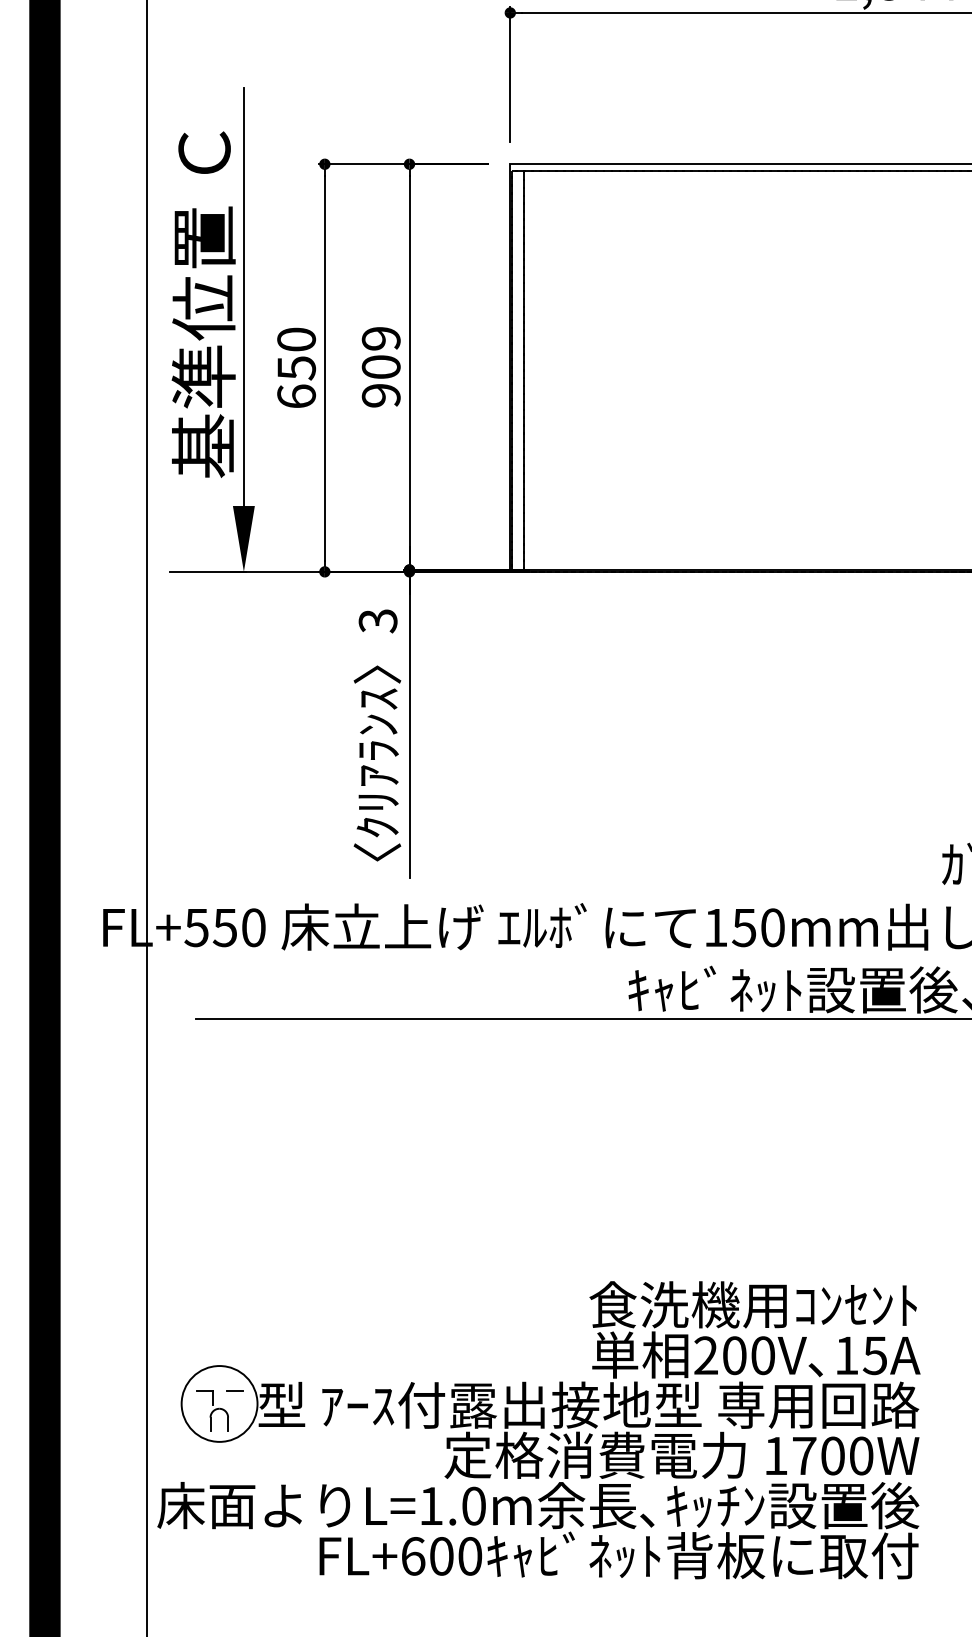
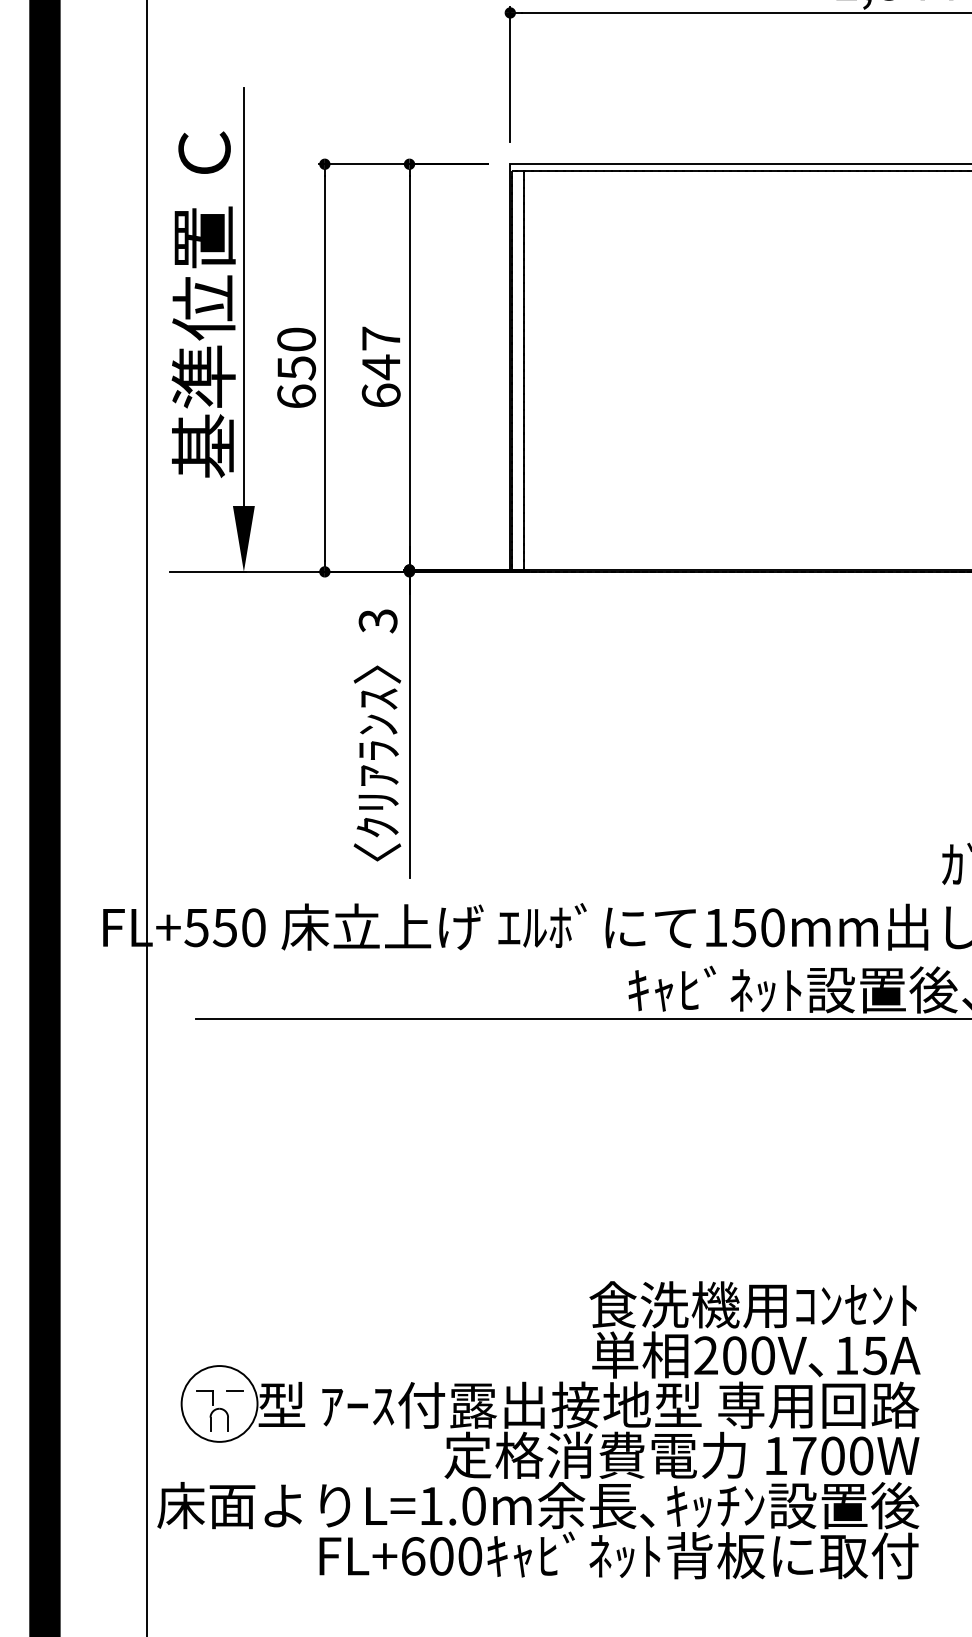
text: 909 -> 647 (380, 366)
